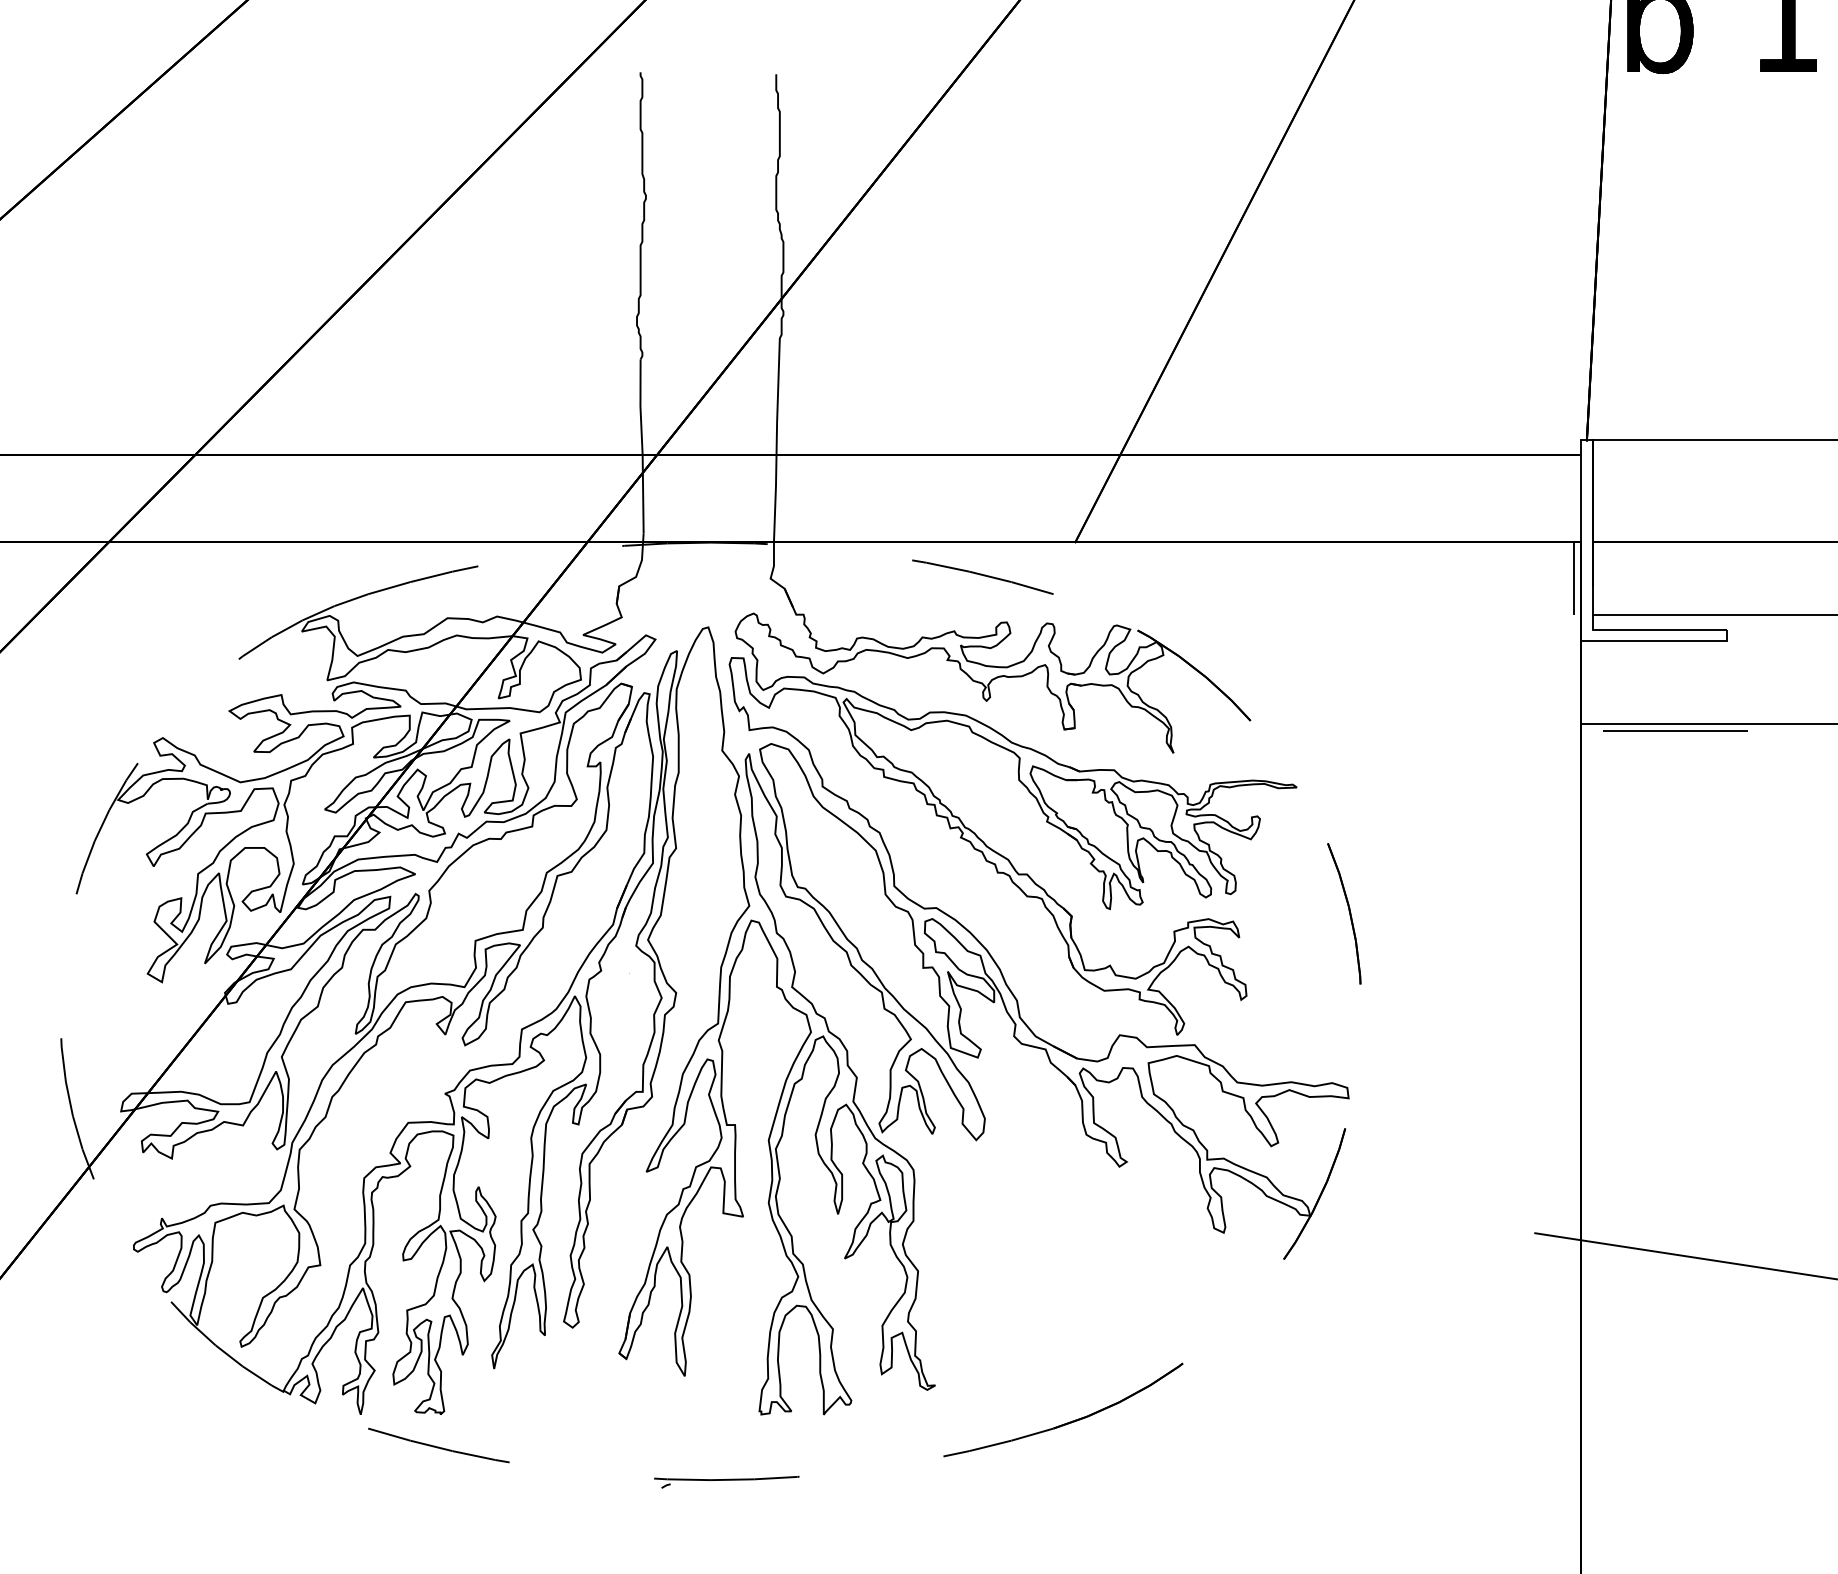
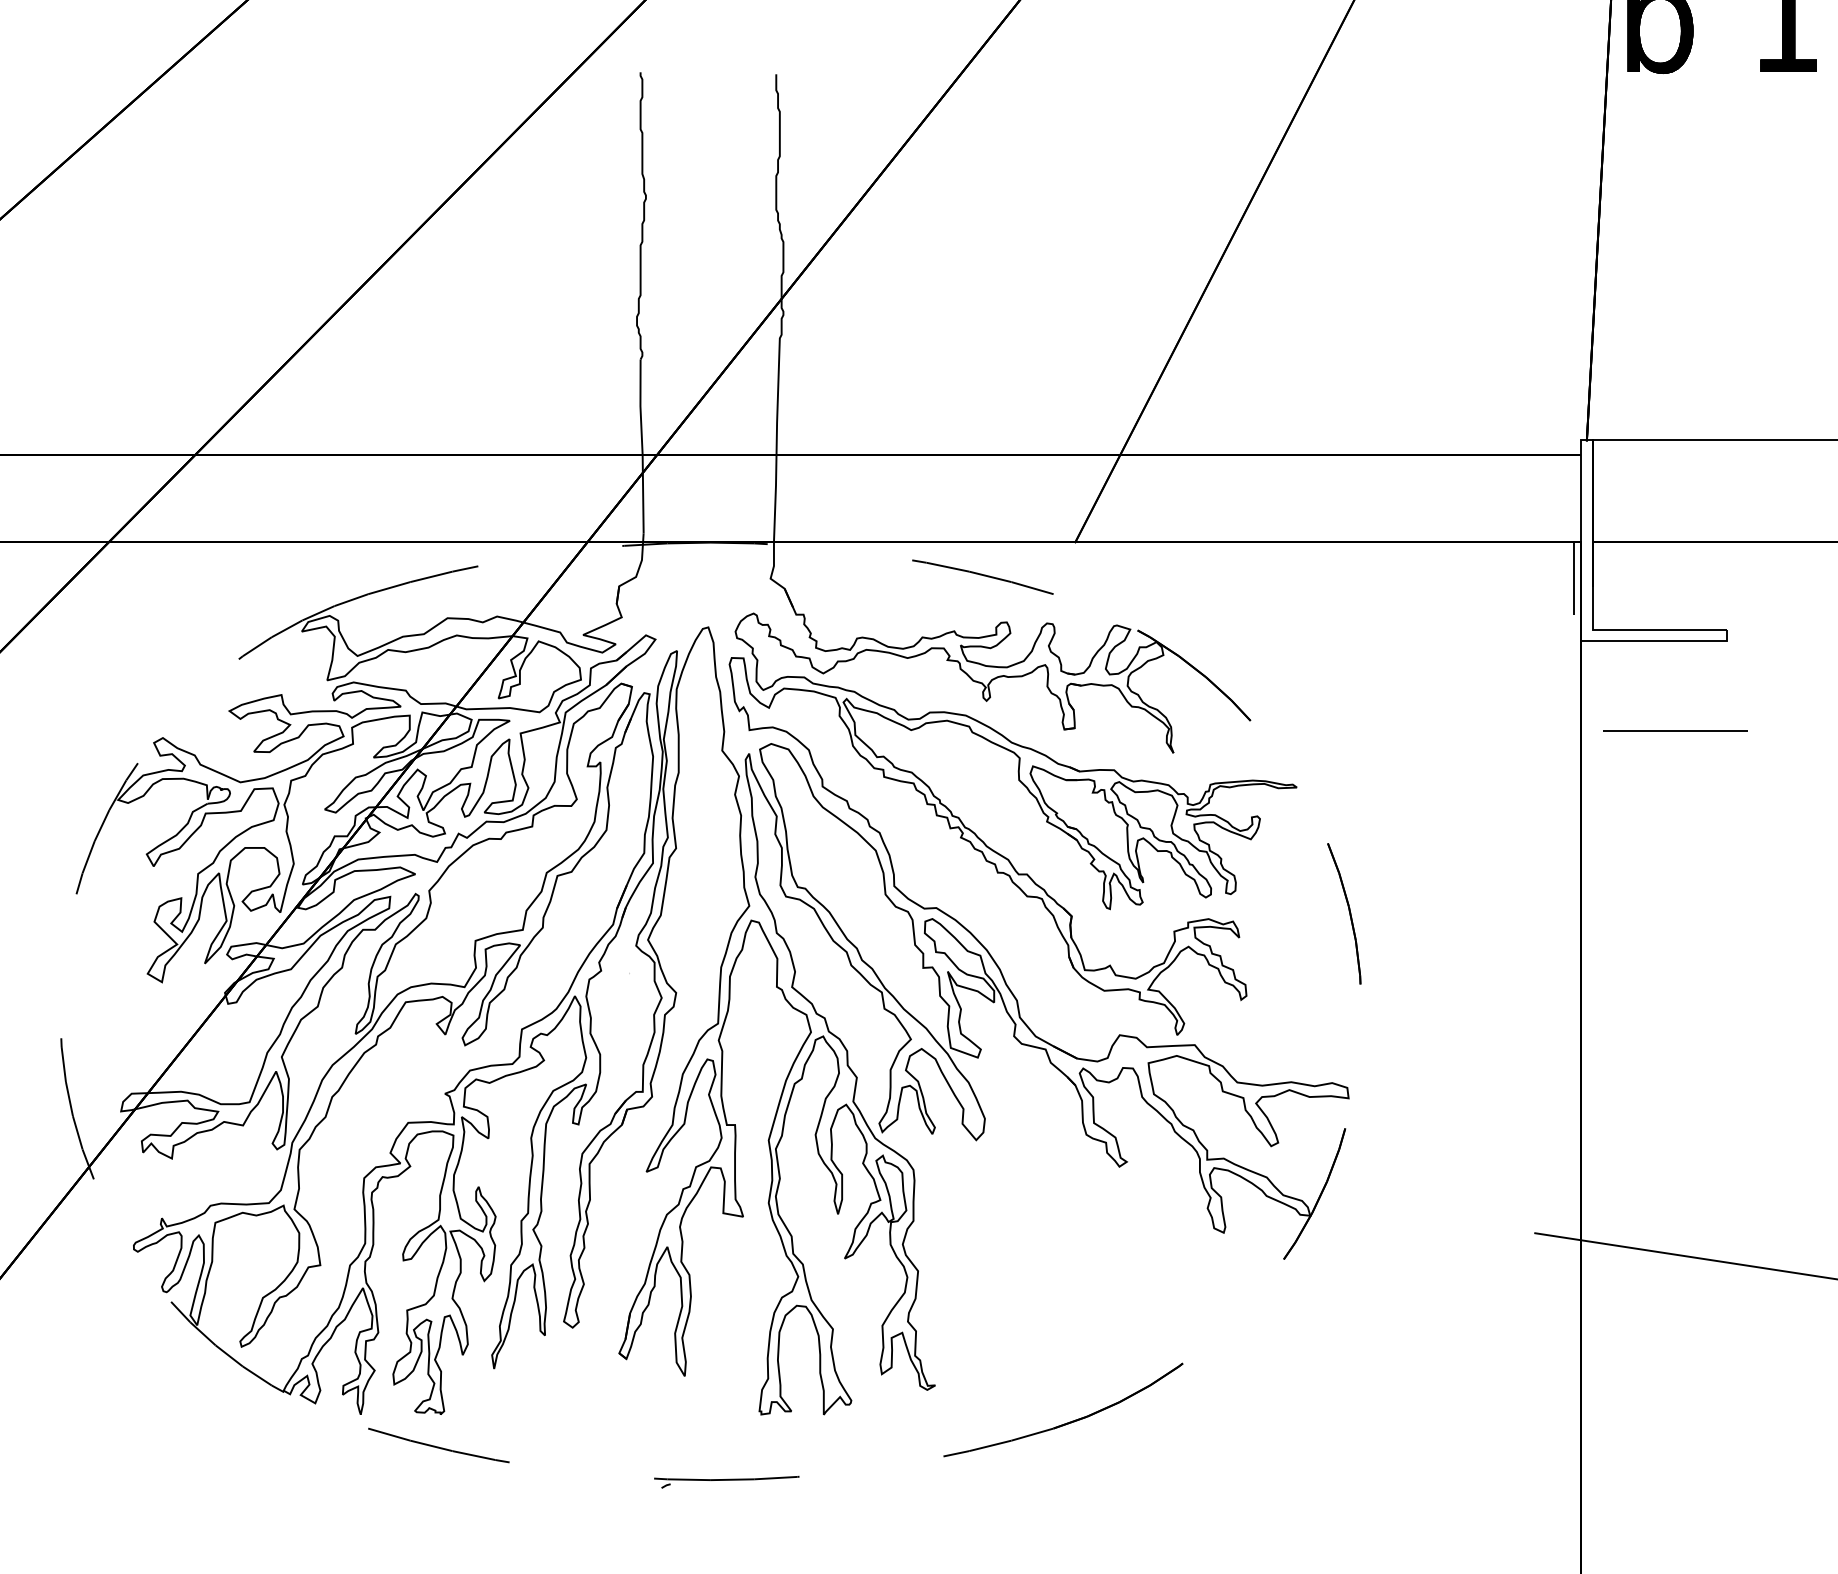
line: present -> none (1713, 614)
line: present -> none (1707, 724)
